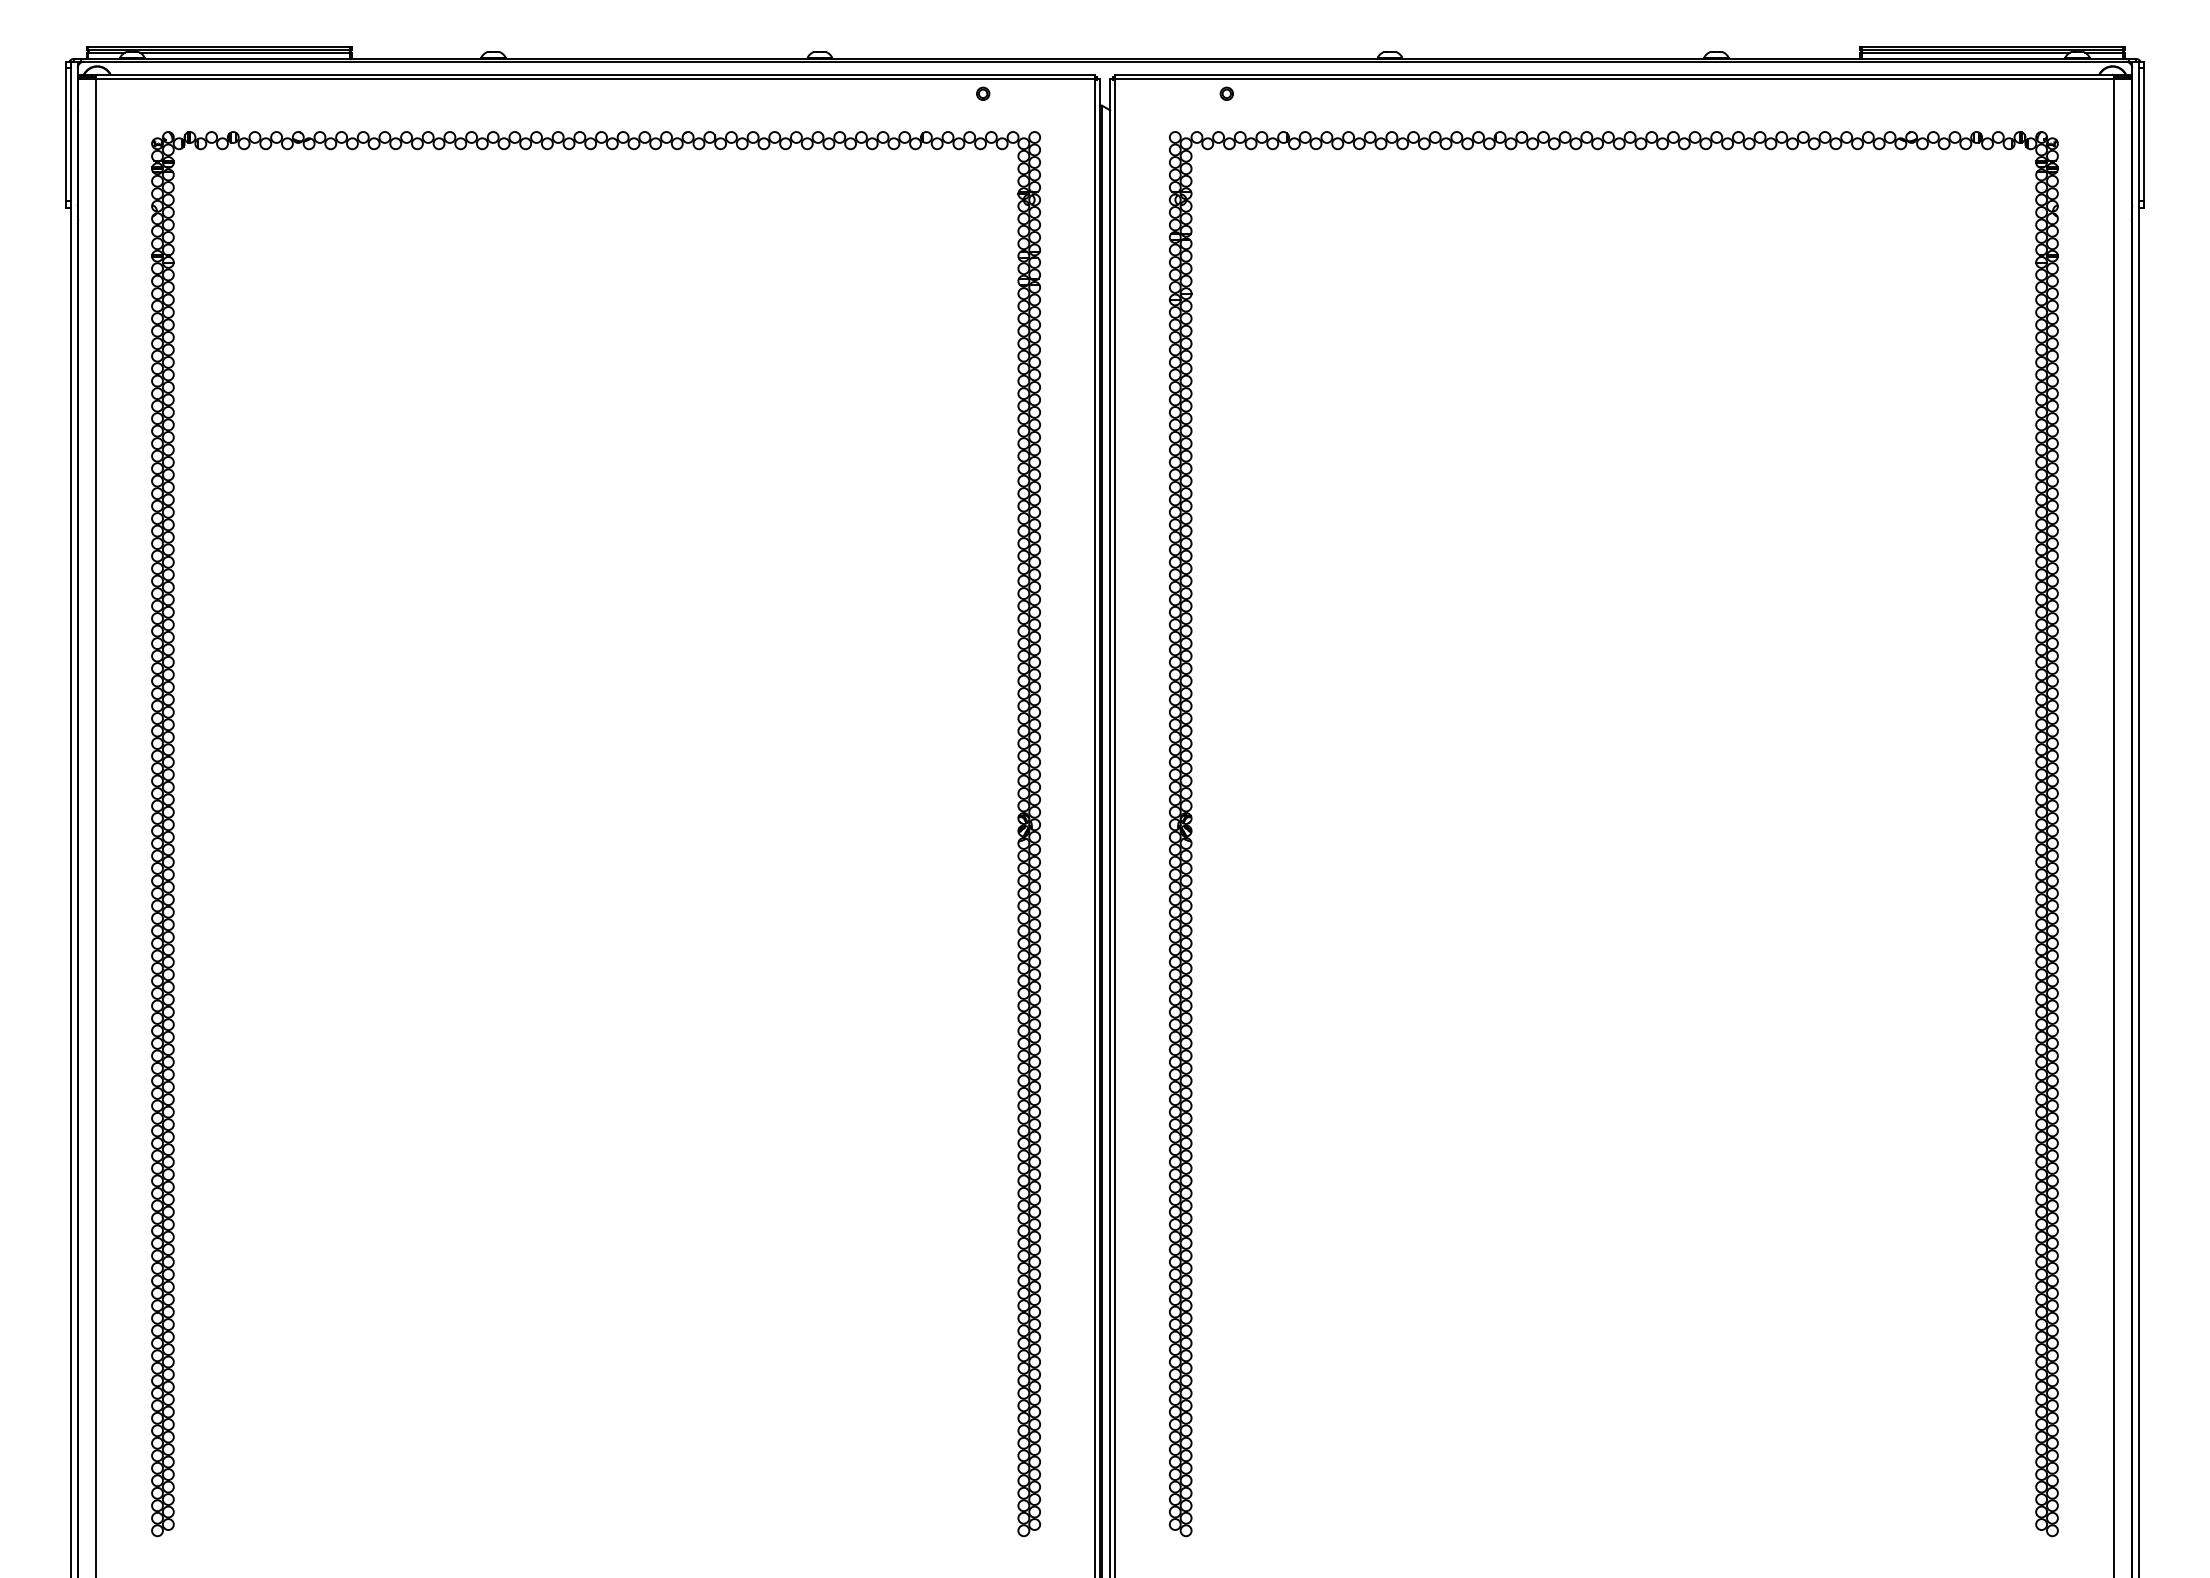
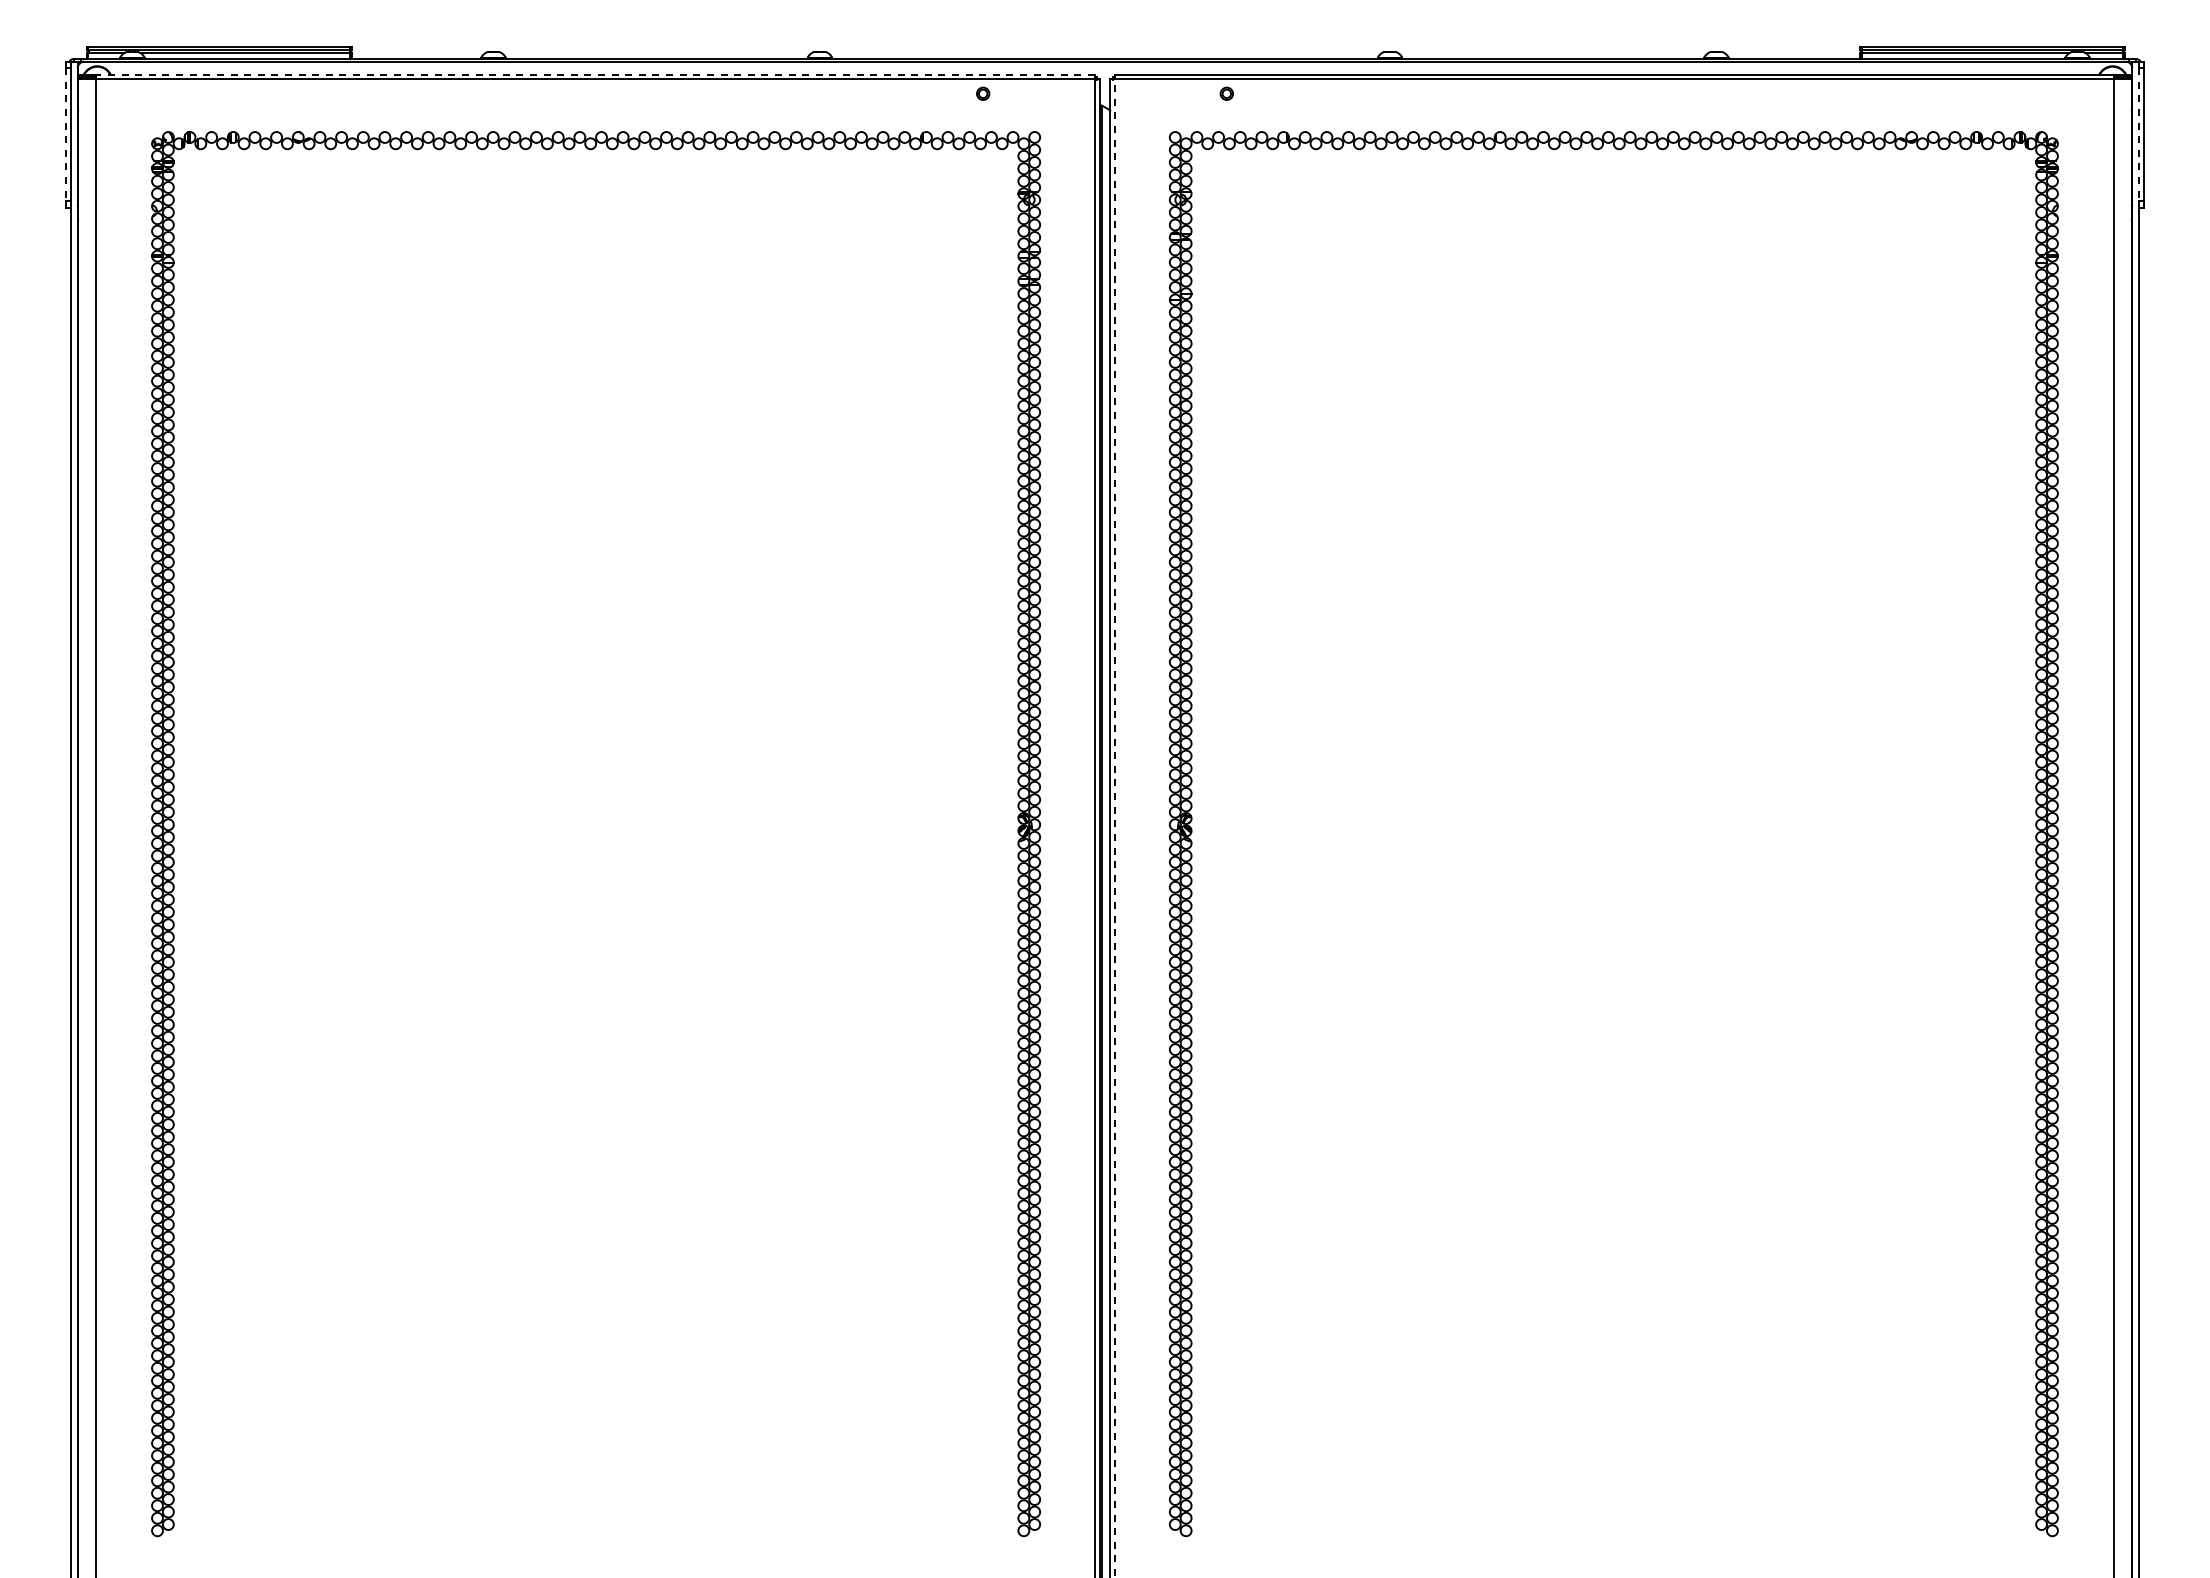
line: solid -> dashed (595, 74)
line: solid -> dashed (66, 135)
line: solid -> dashed (2138, 135)
line: solid -> dashed (1114, 828)
